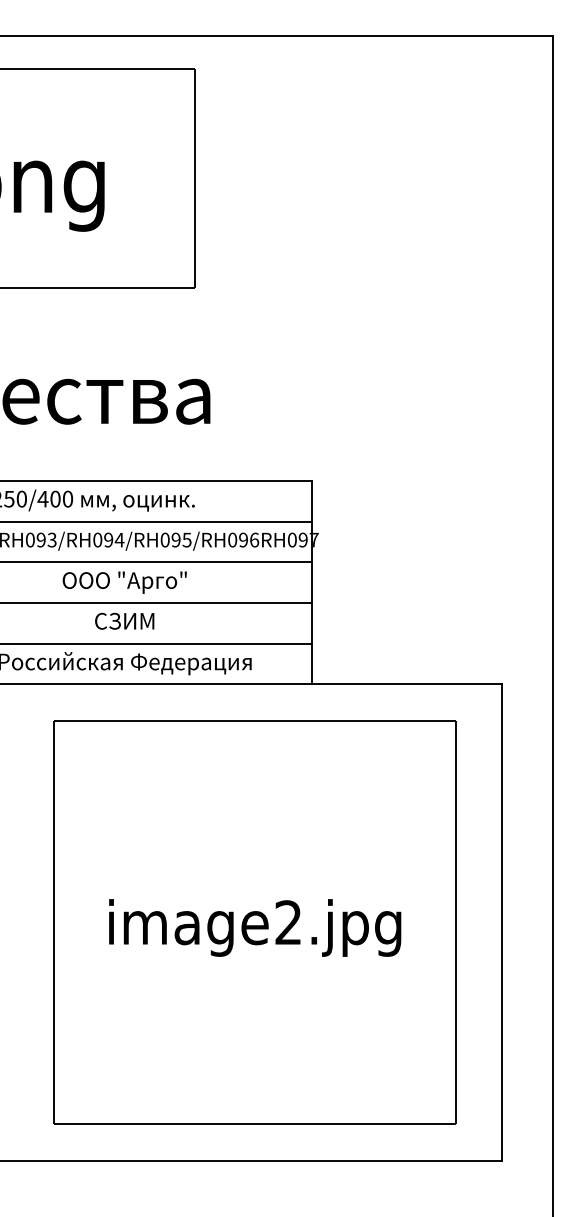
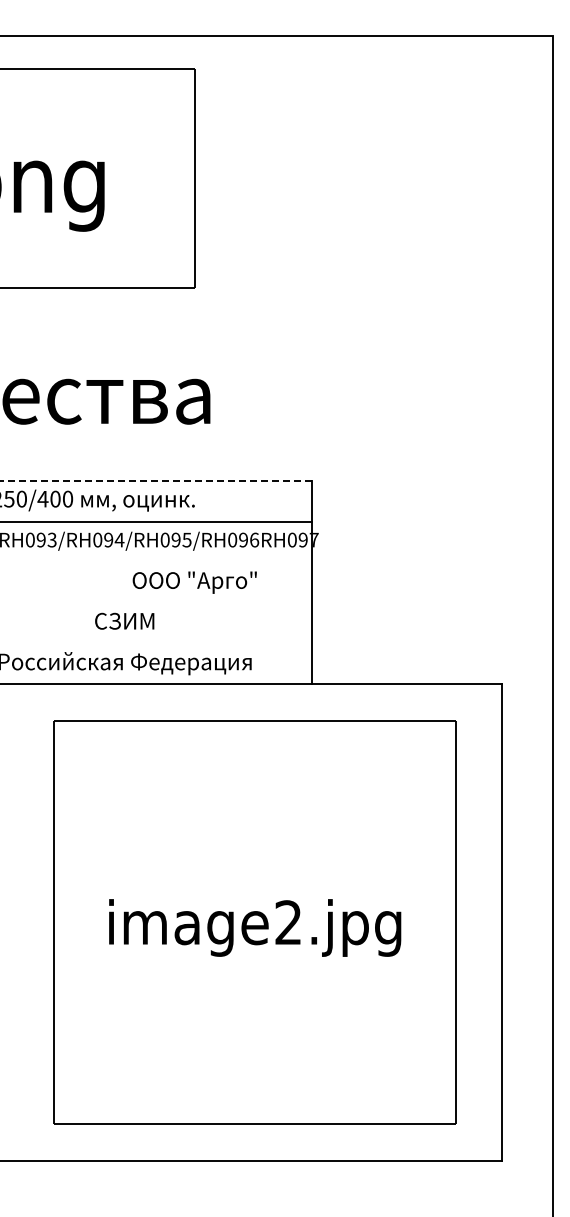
line: solid -> dashed (155, 480)
line: present -> none (156, 562)
text position: (124, 582) -> (194, 582) (194, 582)
line: present -> none (156, 603)
line: present -> none (156, 643)
